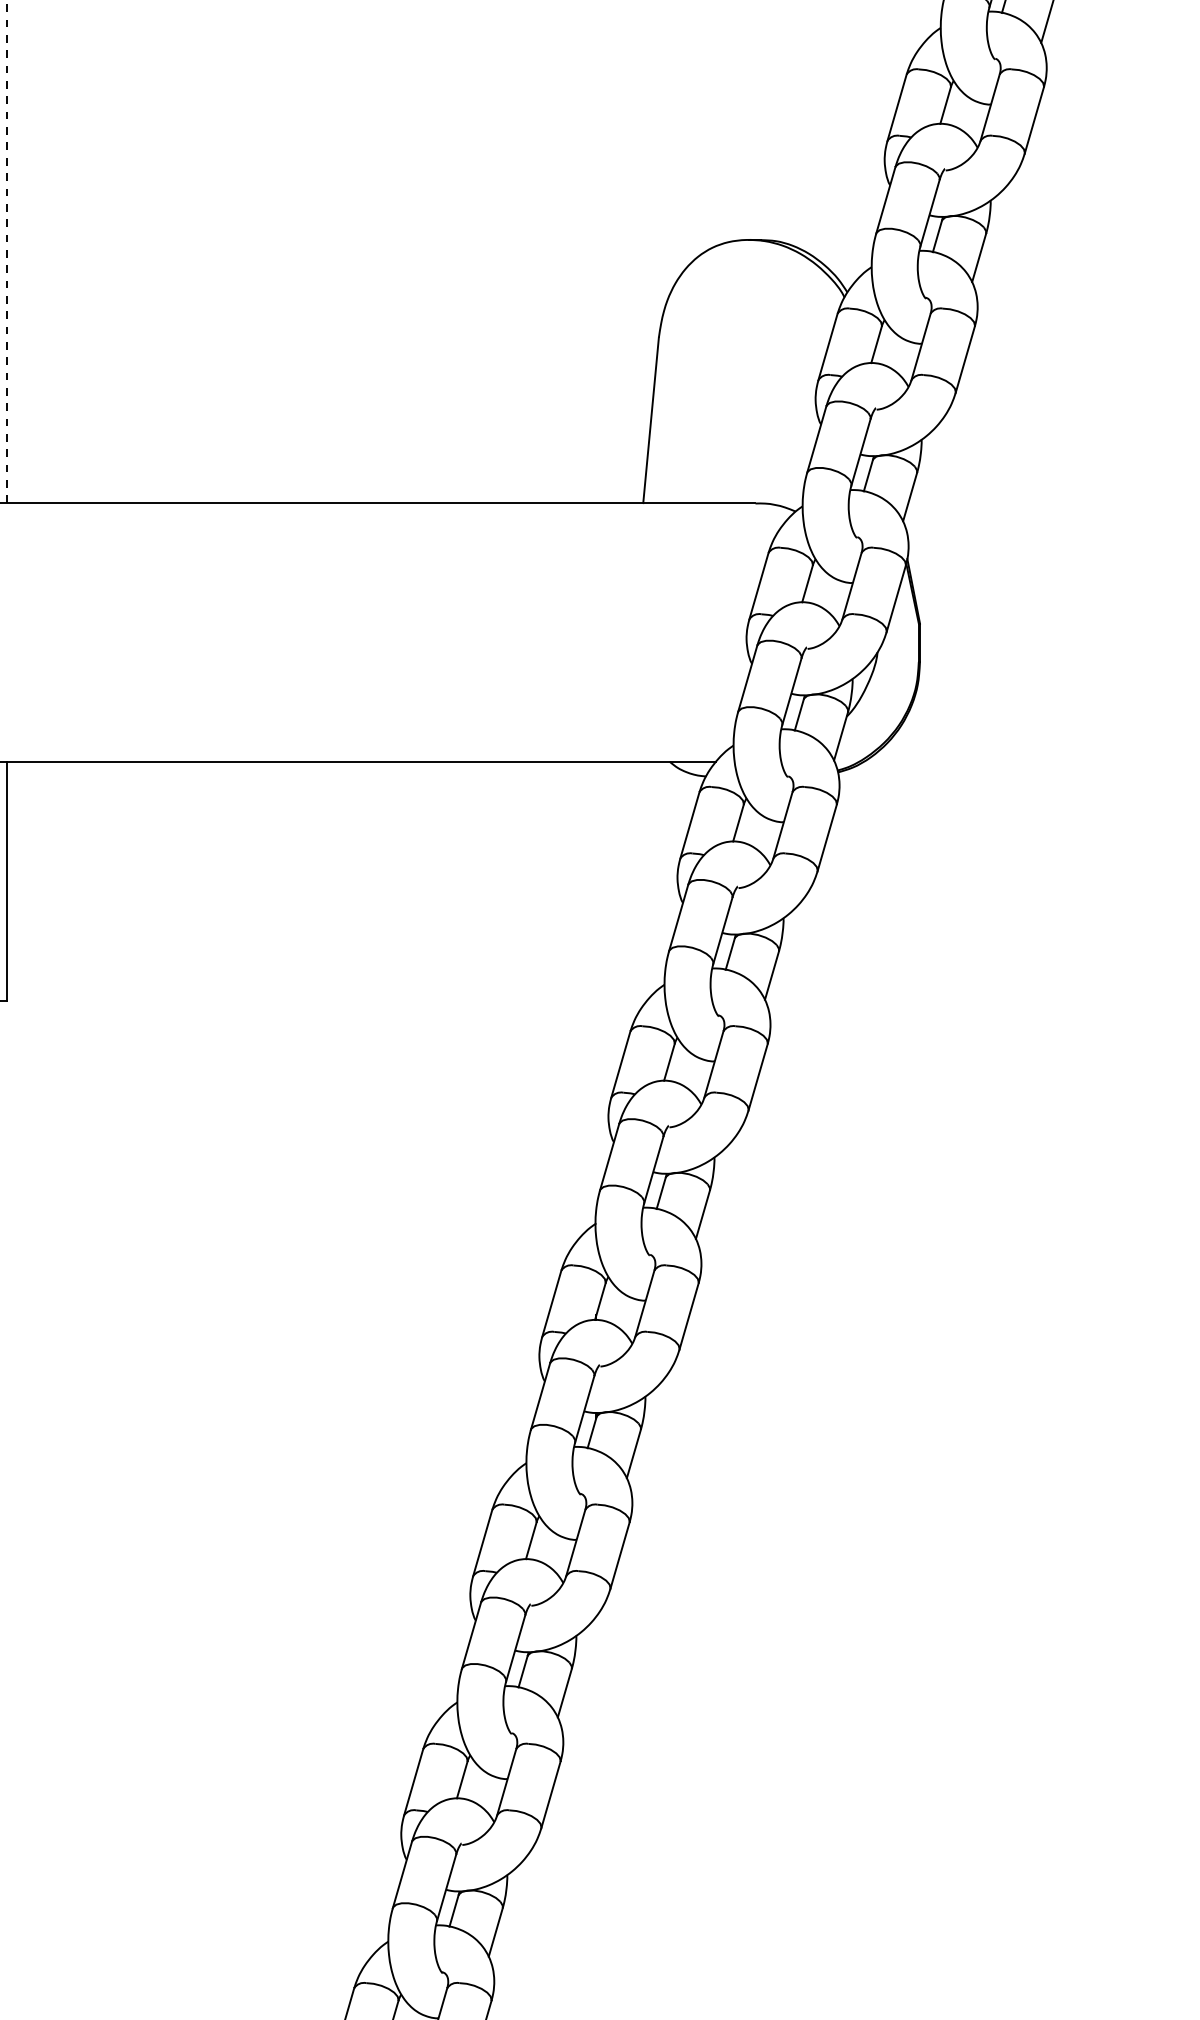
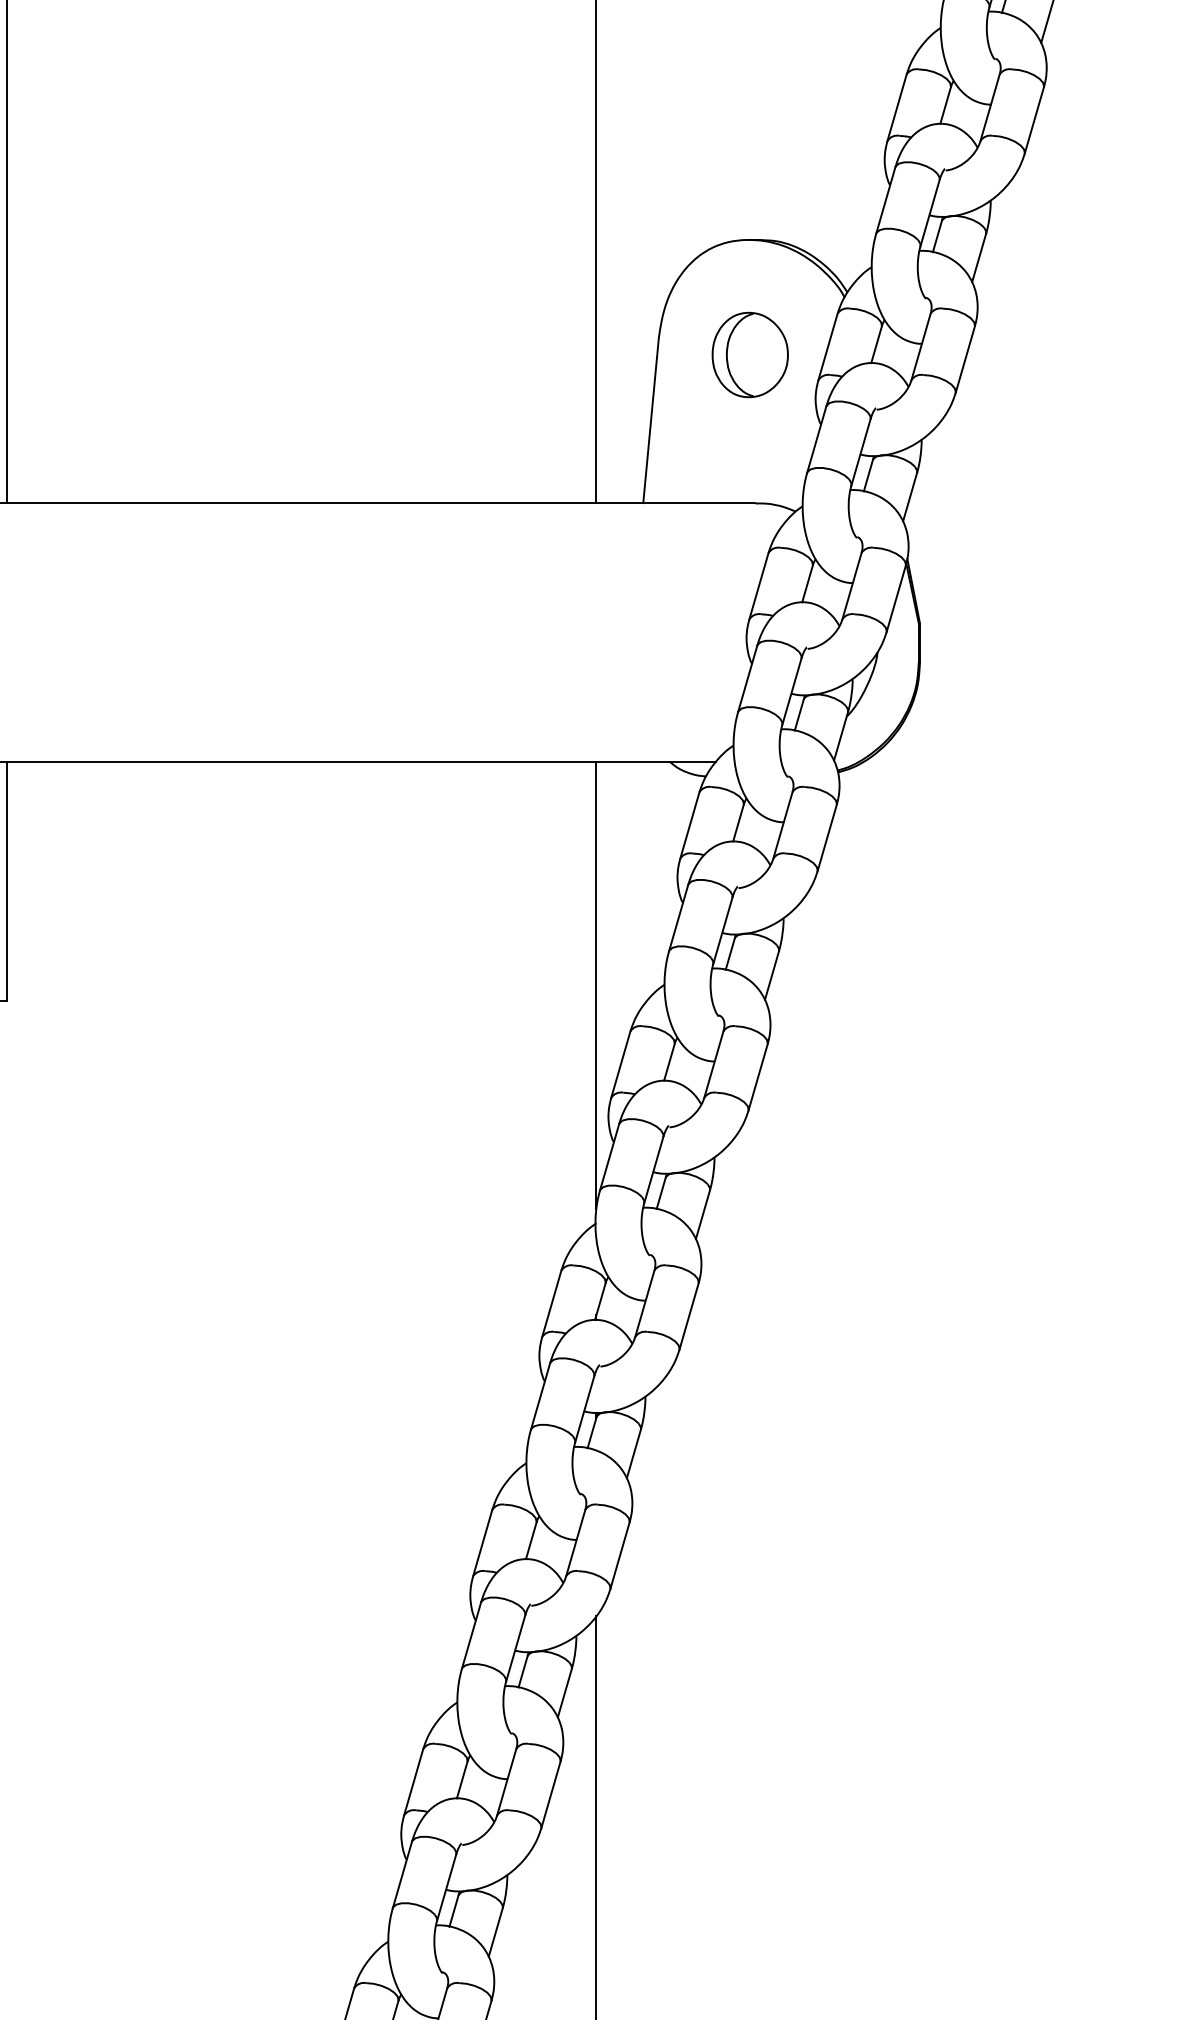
line: dashed -> solid (6, 251)
line: none -> present (596, 252)
part: none -> present (749, 354)
line: none -> present (596, 985)
line: none -> present (596, 1816)
